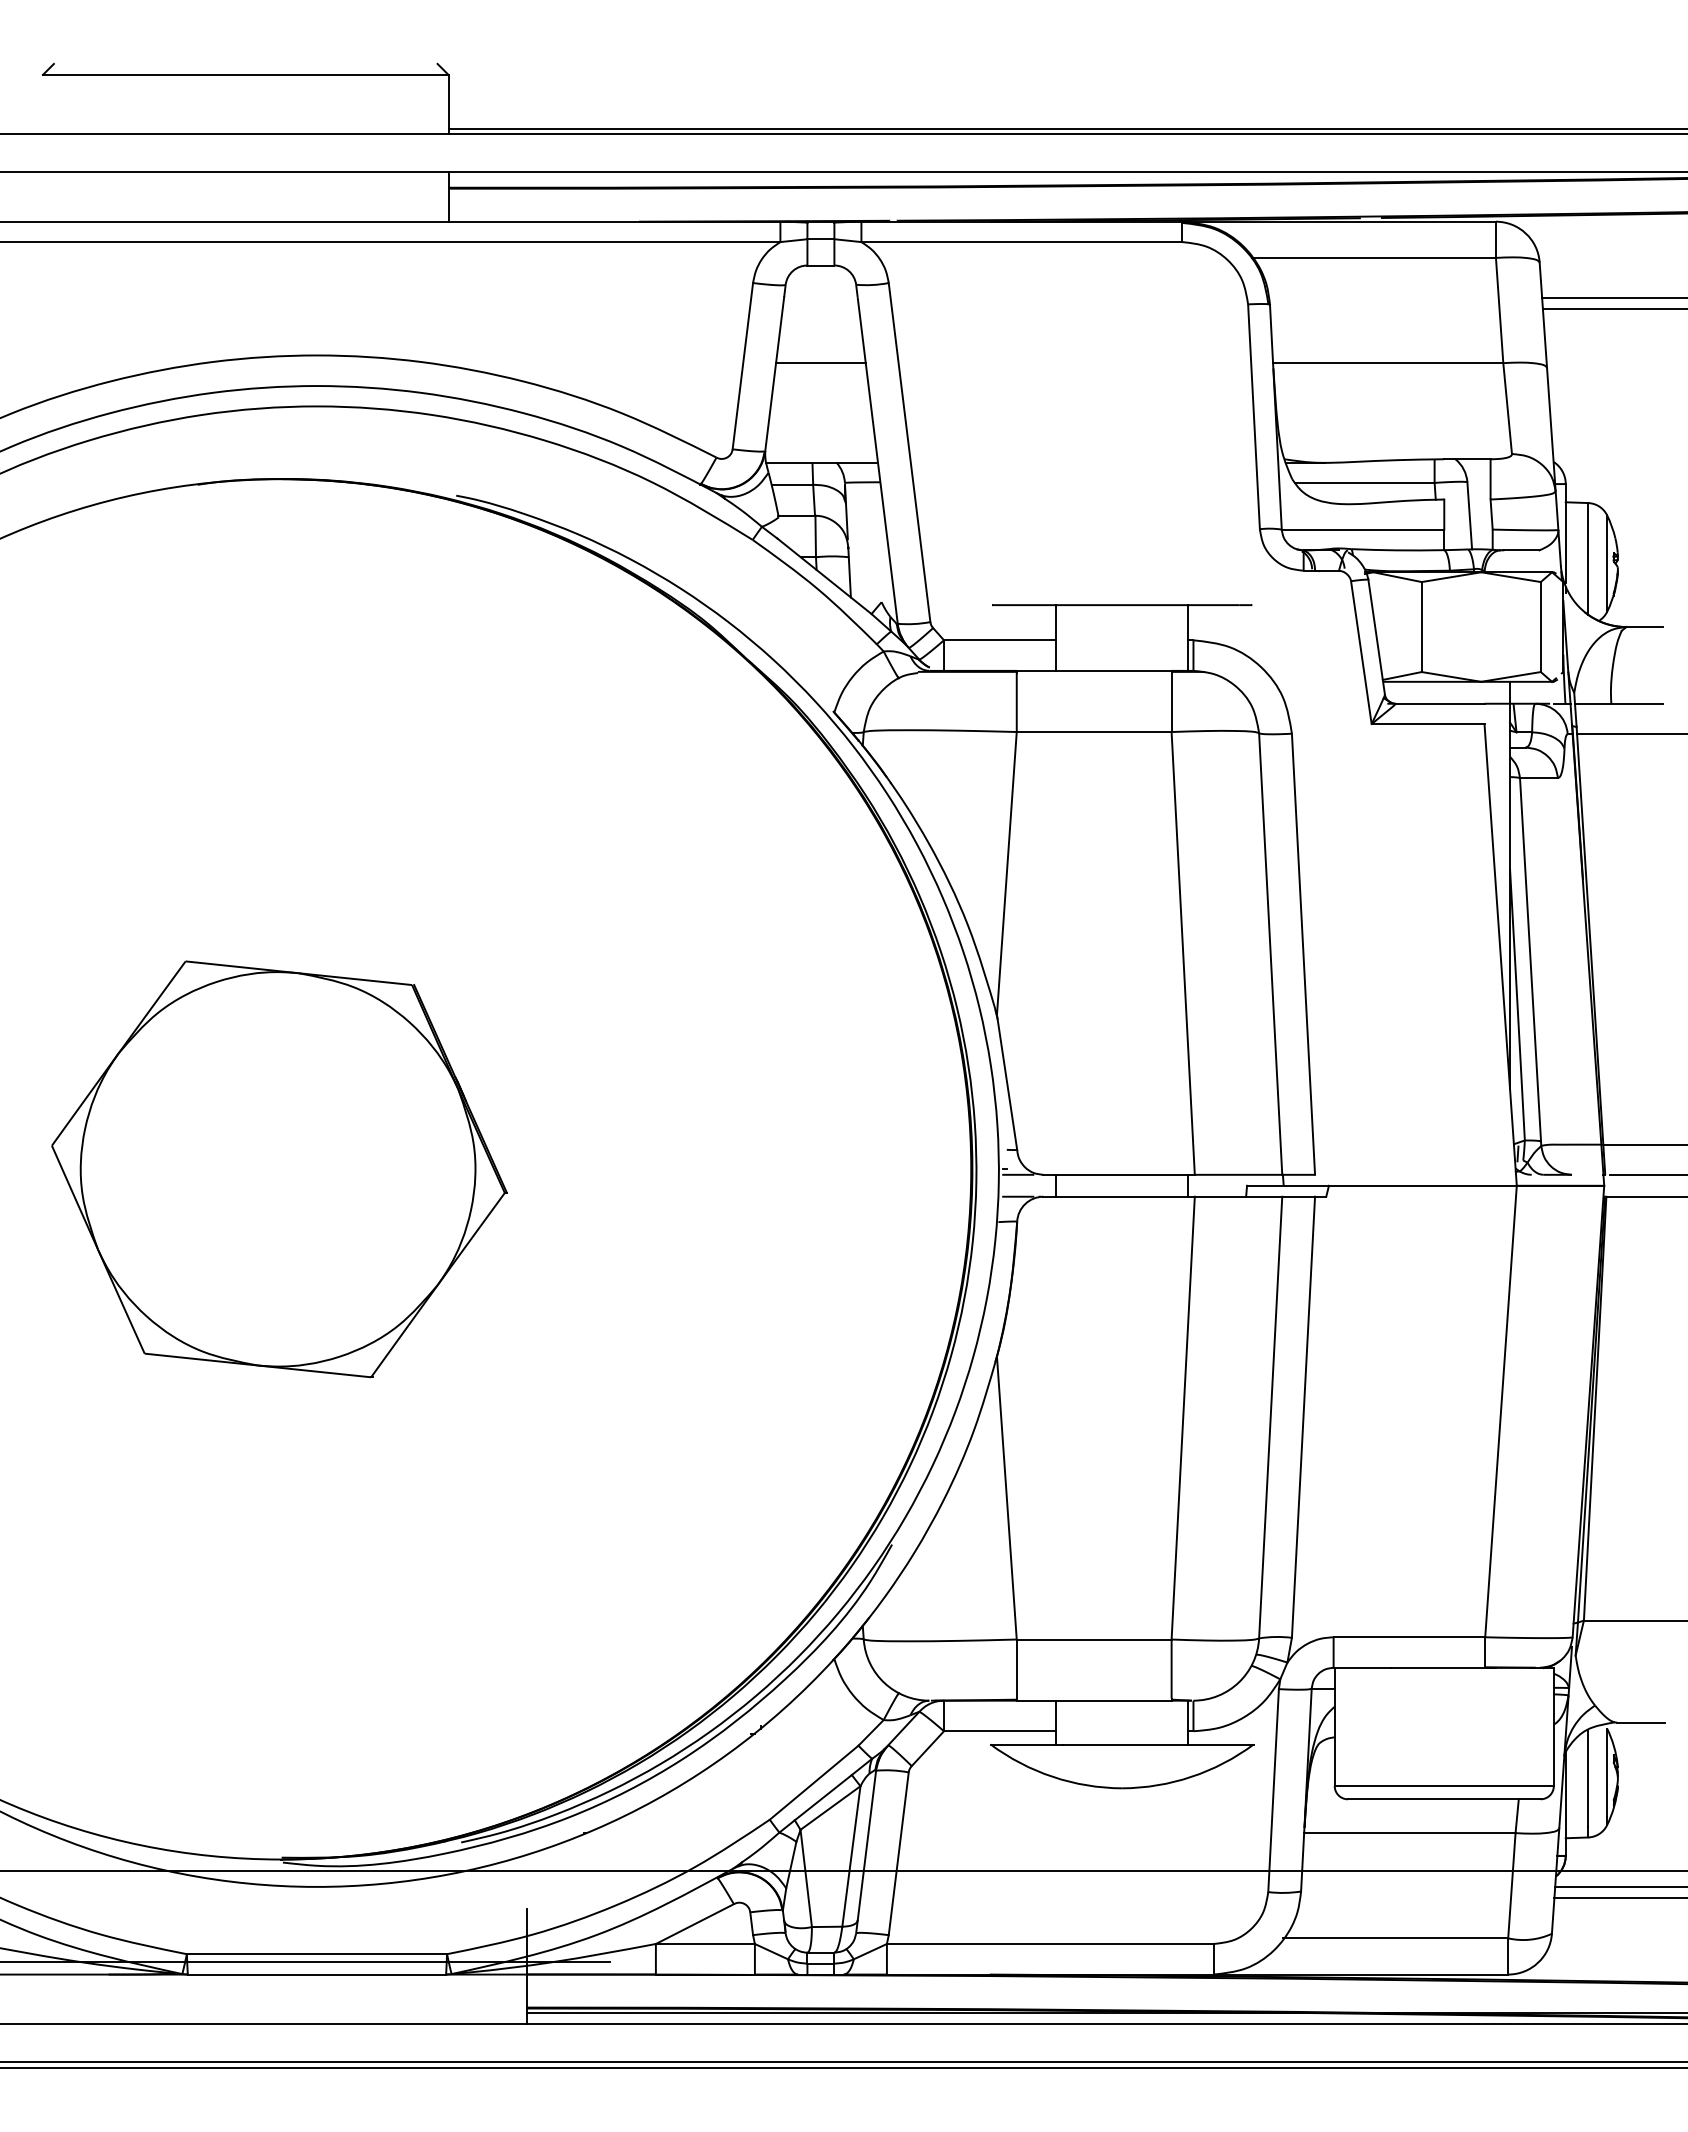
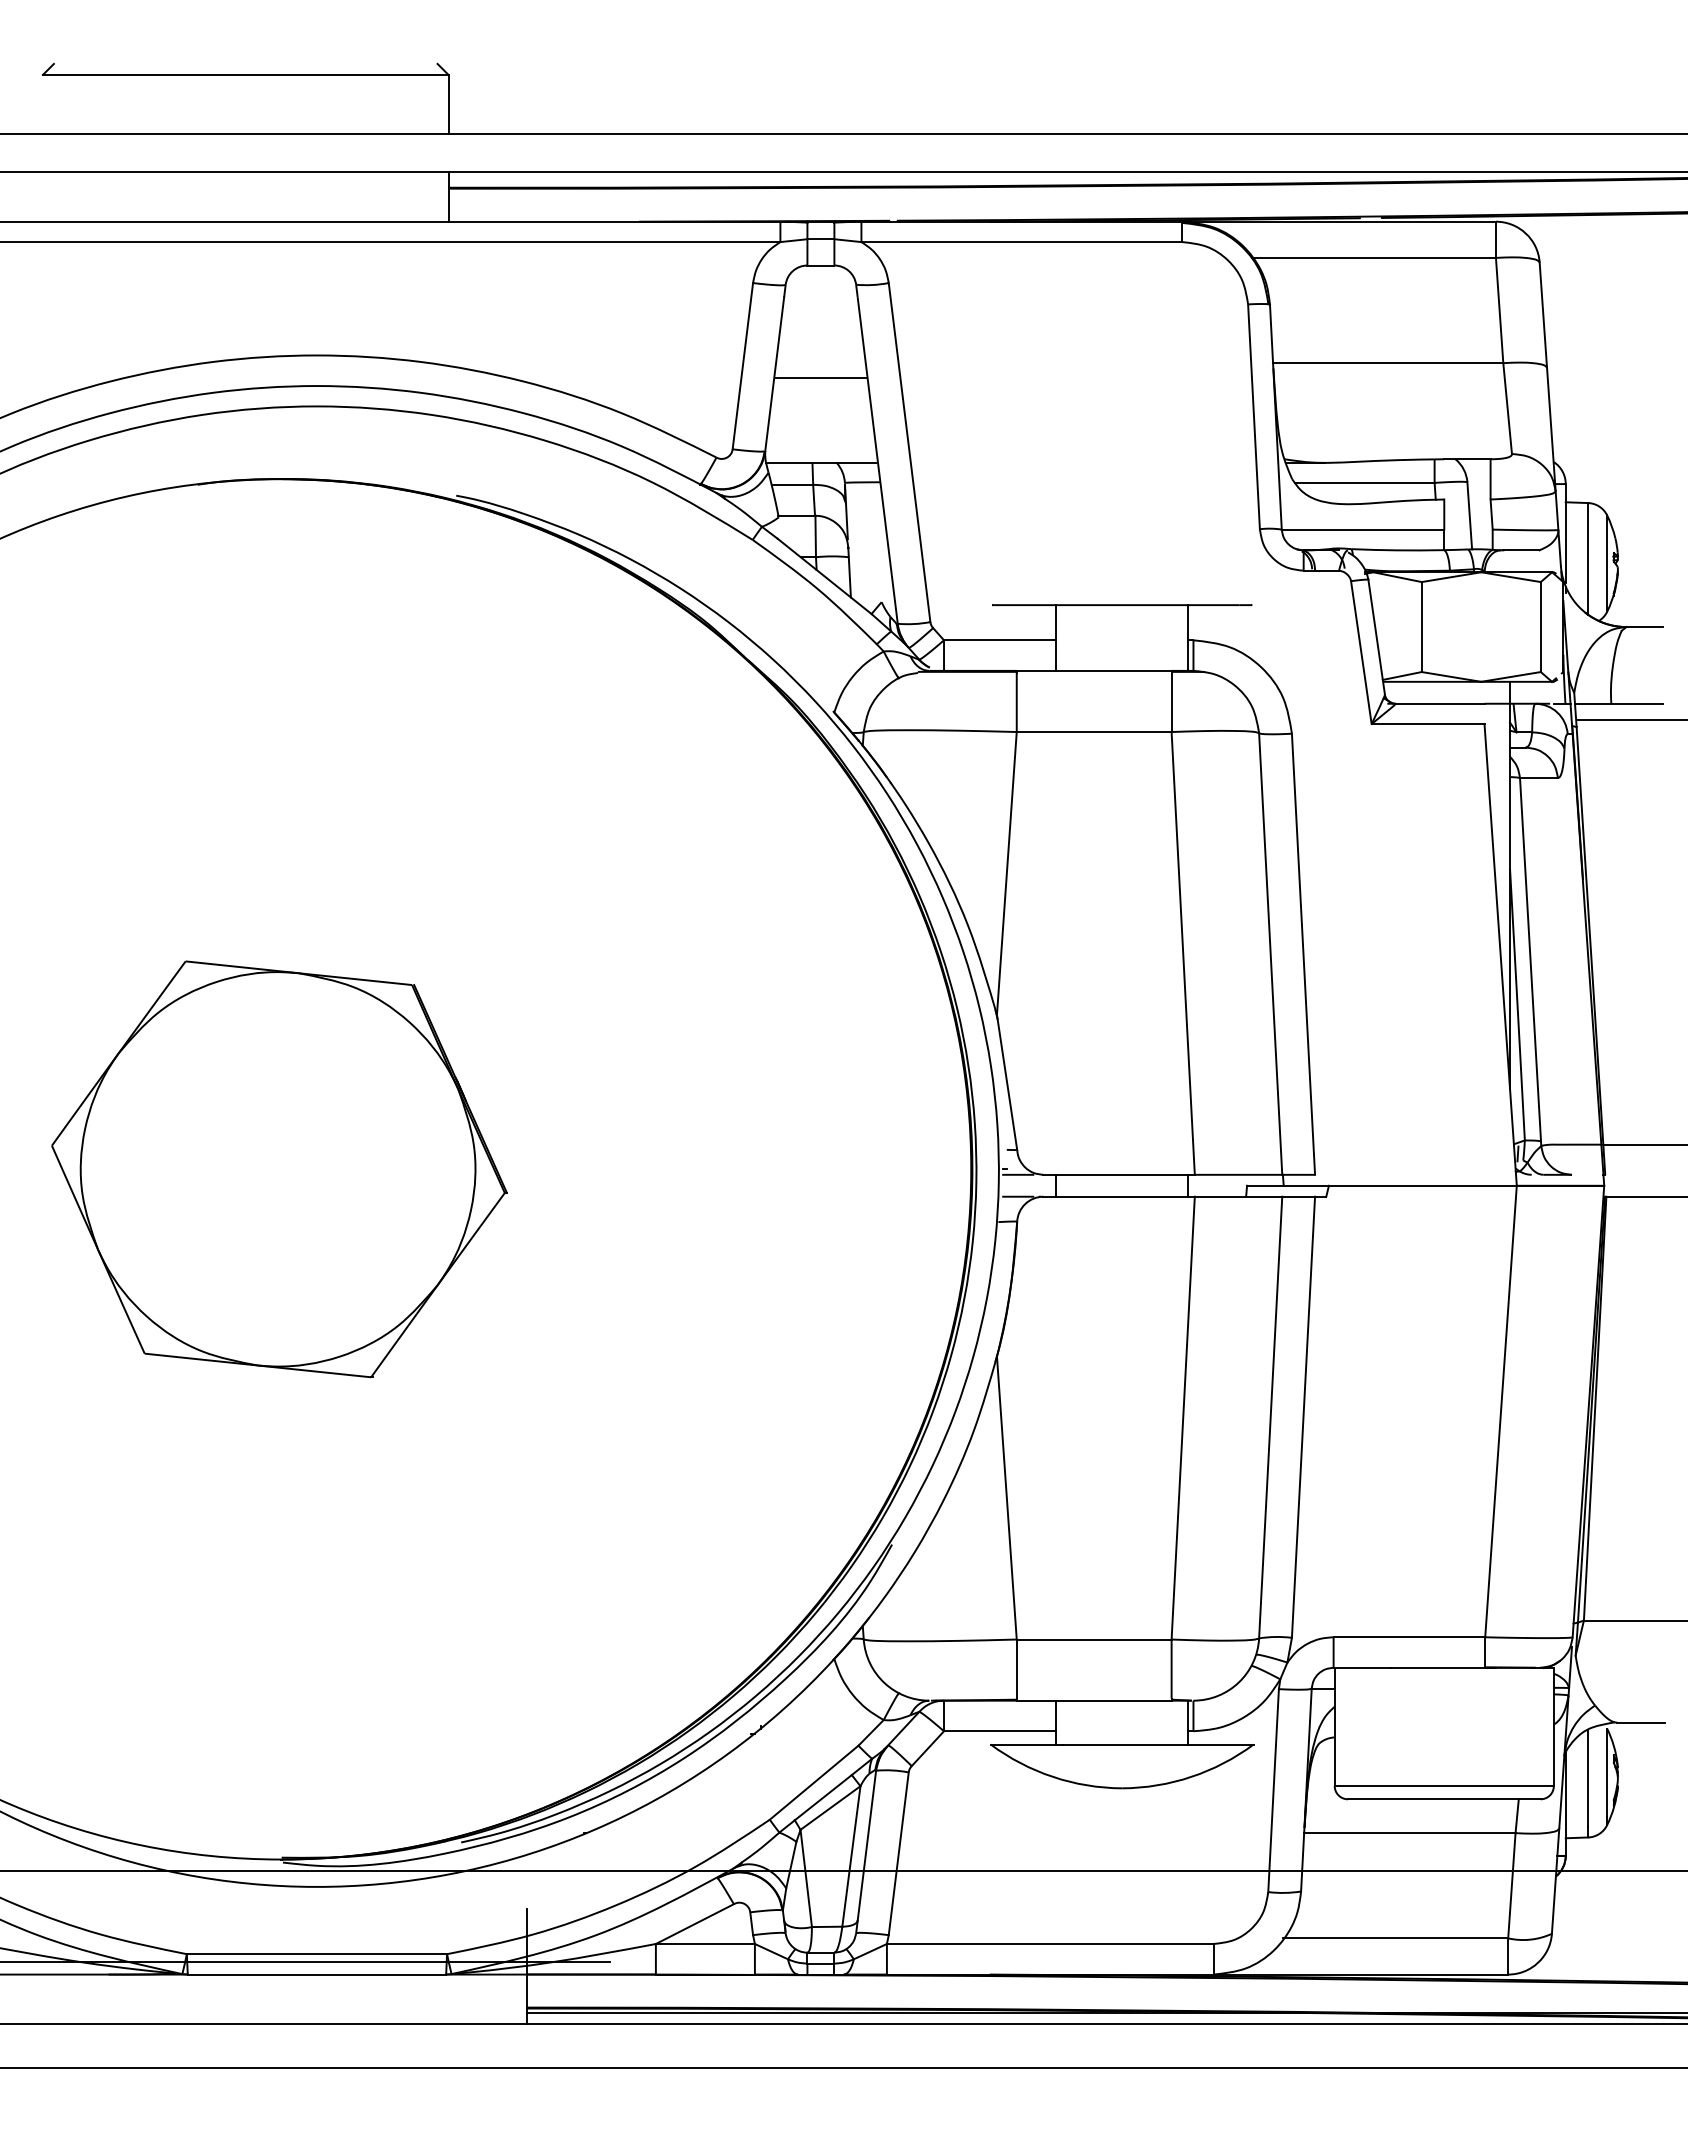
line: present -> none (1066, 128)
line: present -> none (1613, 298)
line: present -> none (1613, 309)
line position: (820, 363) -> (820, 378) (820, 378)
line position: (1630, 734) -> (1630, 720) (1630, 720)
line: present -> none (1646, 1174)
line: present -> none (1619, 1886)
line: present -> none (1619, 1897)
line: present -> none (843, 2062)
